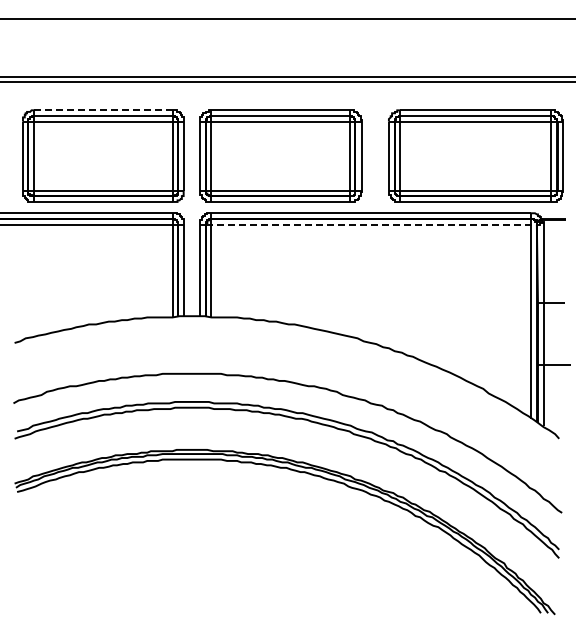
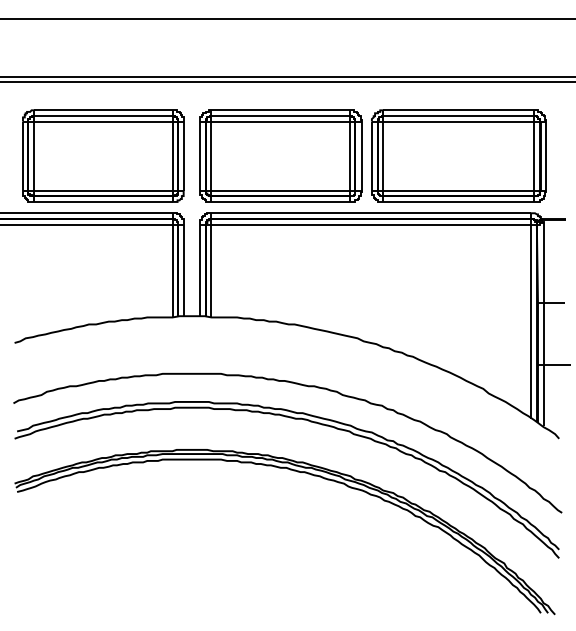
line: dashed -> solid (102, 110)
part position: (475, 155) -> (458, 155) (458, 155)
line: dashed -> solid (371, 224)
